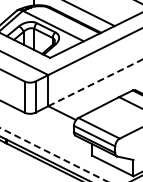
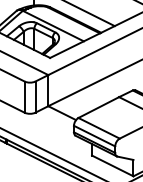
line: dashed -> solid (95, 82)
line: dashed -> solid (53, 154)
